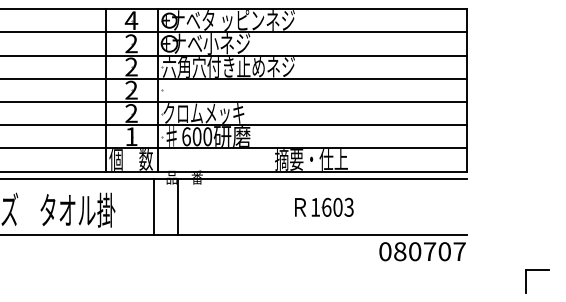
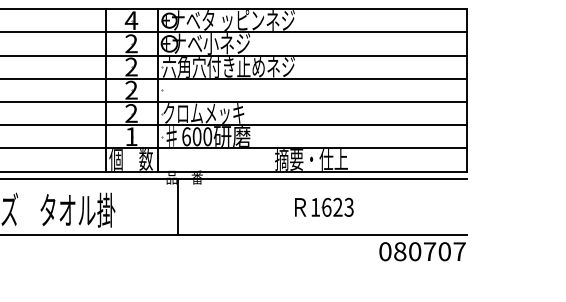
line: present -> none (154, 207)
text: 1603 -> 1623 (337, 207)
part: present -> none (537, 270)
